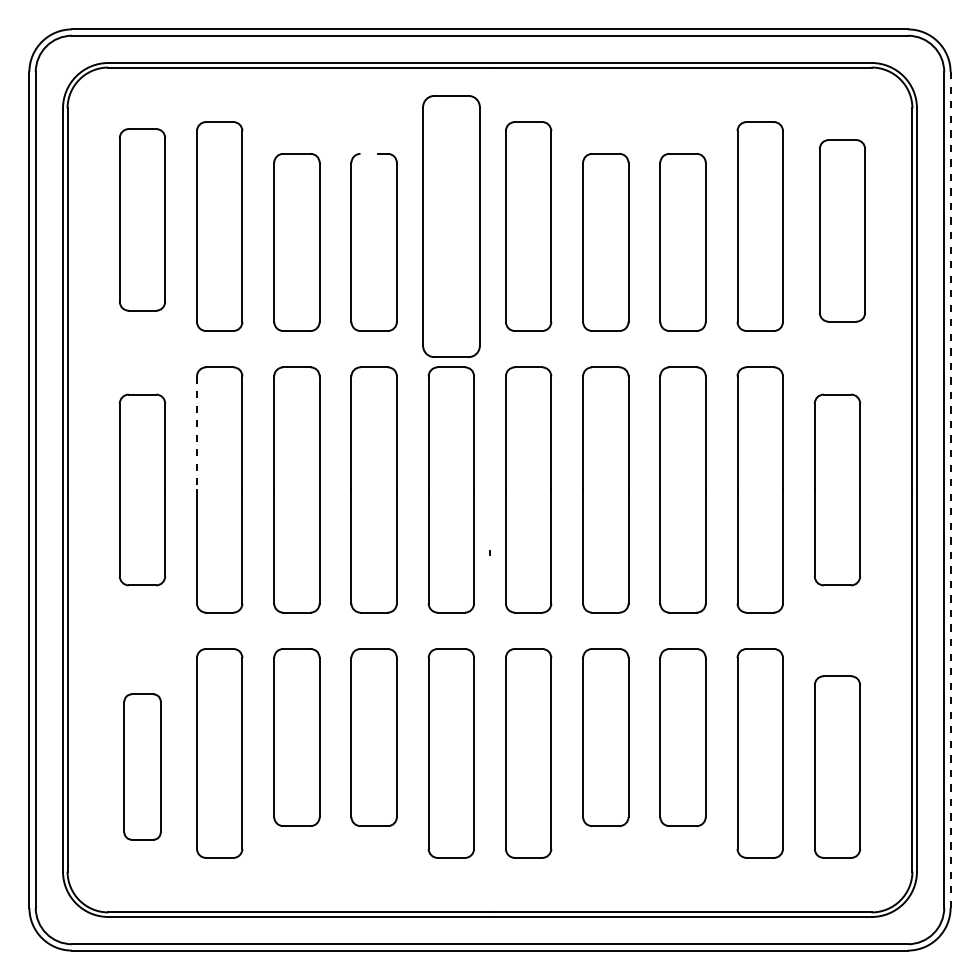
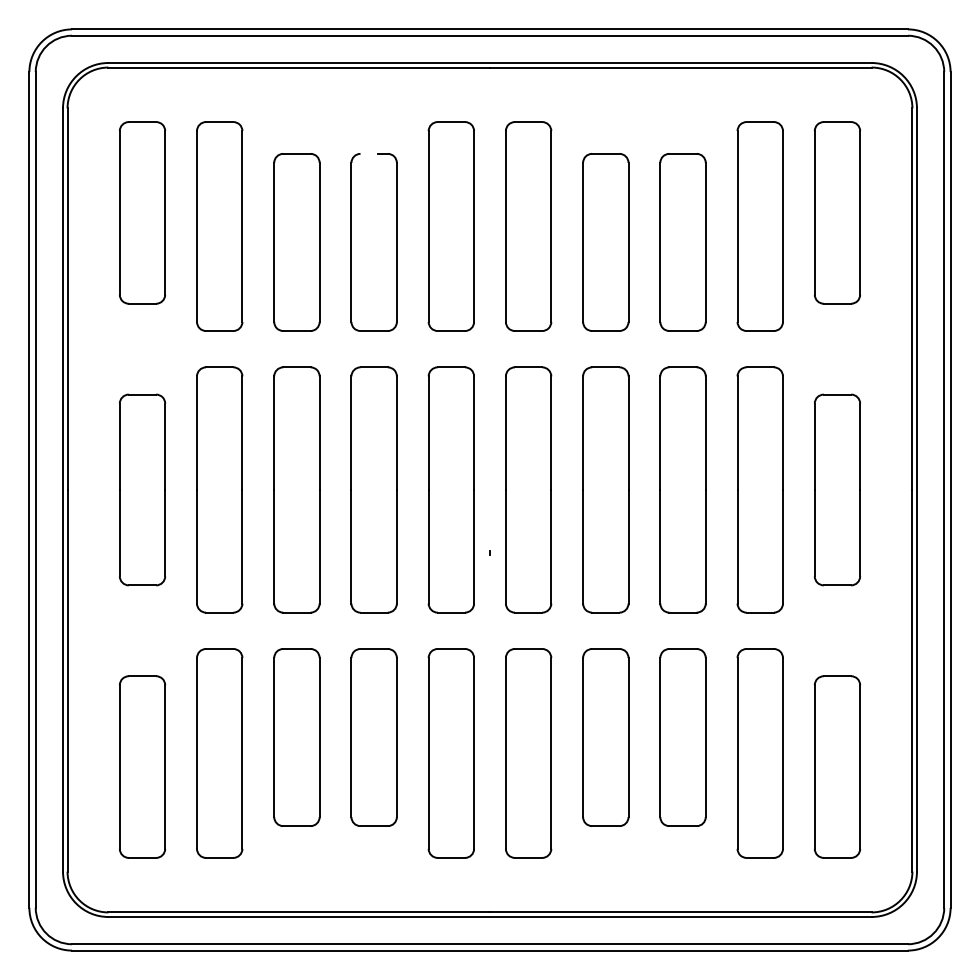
part position: (142, 219) -> (142, 212) (142, 212)
part size: 59x263 px -> 48x211 px (450, 226)
part position: (841, 230) -> (836, 212) (836, 212)
line: dashed -> solid (197, 433)
line: dashed -> solid (950, 490)
part size: 39x148 px -> 48x184 px (142, 766)
